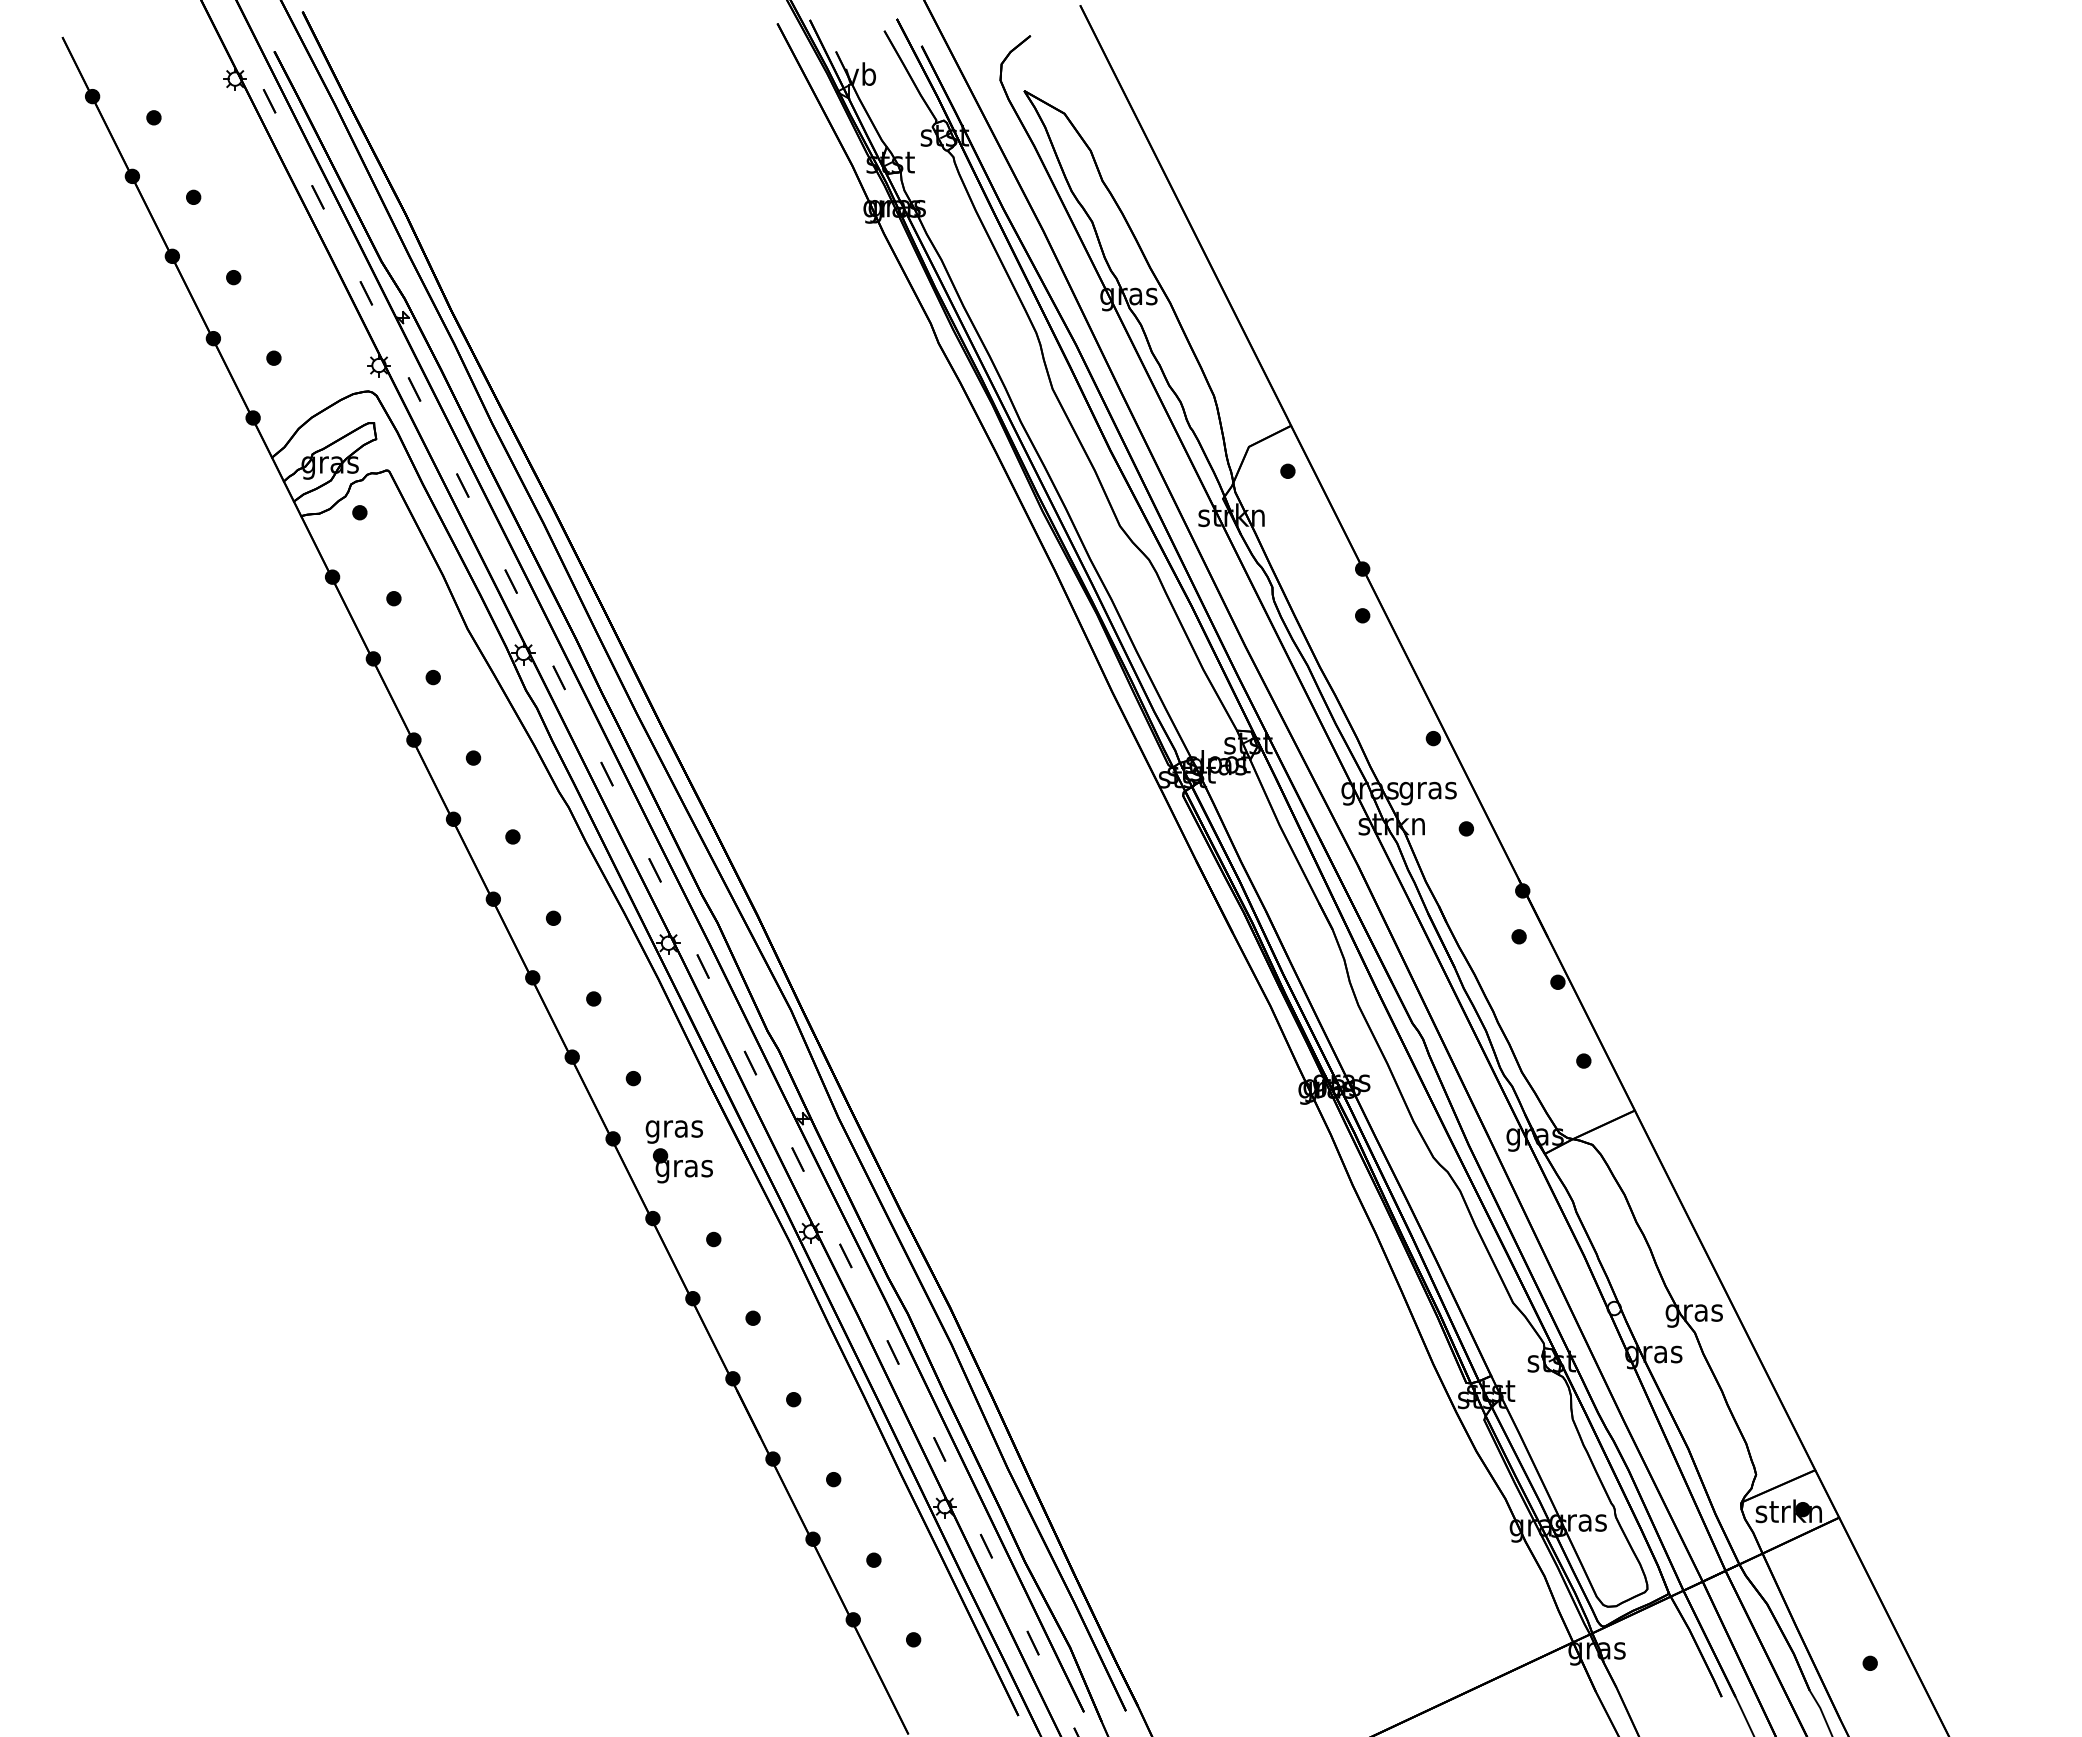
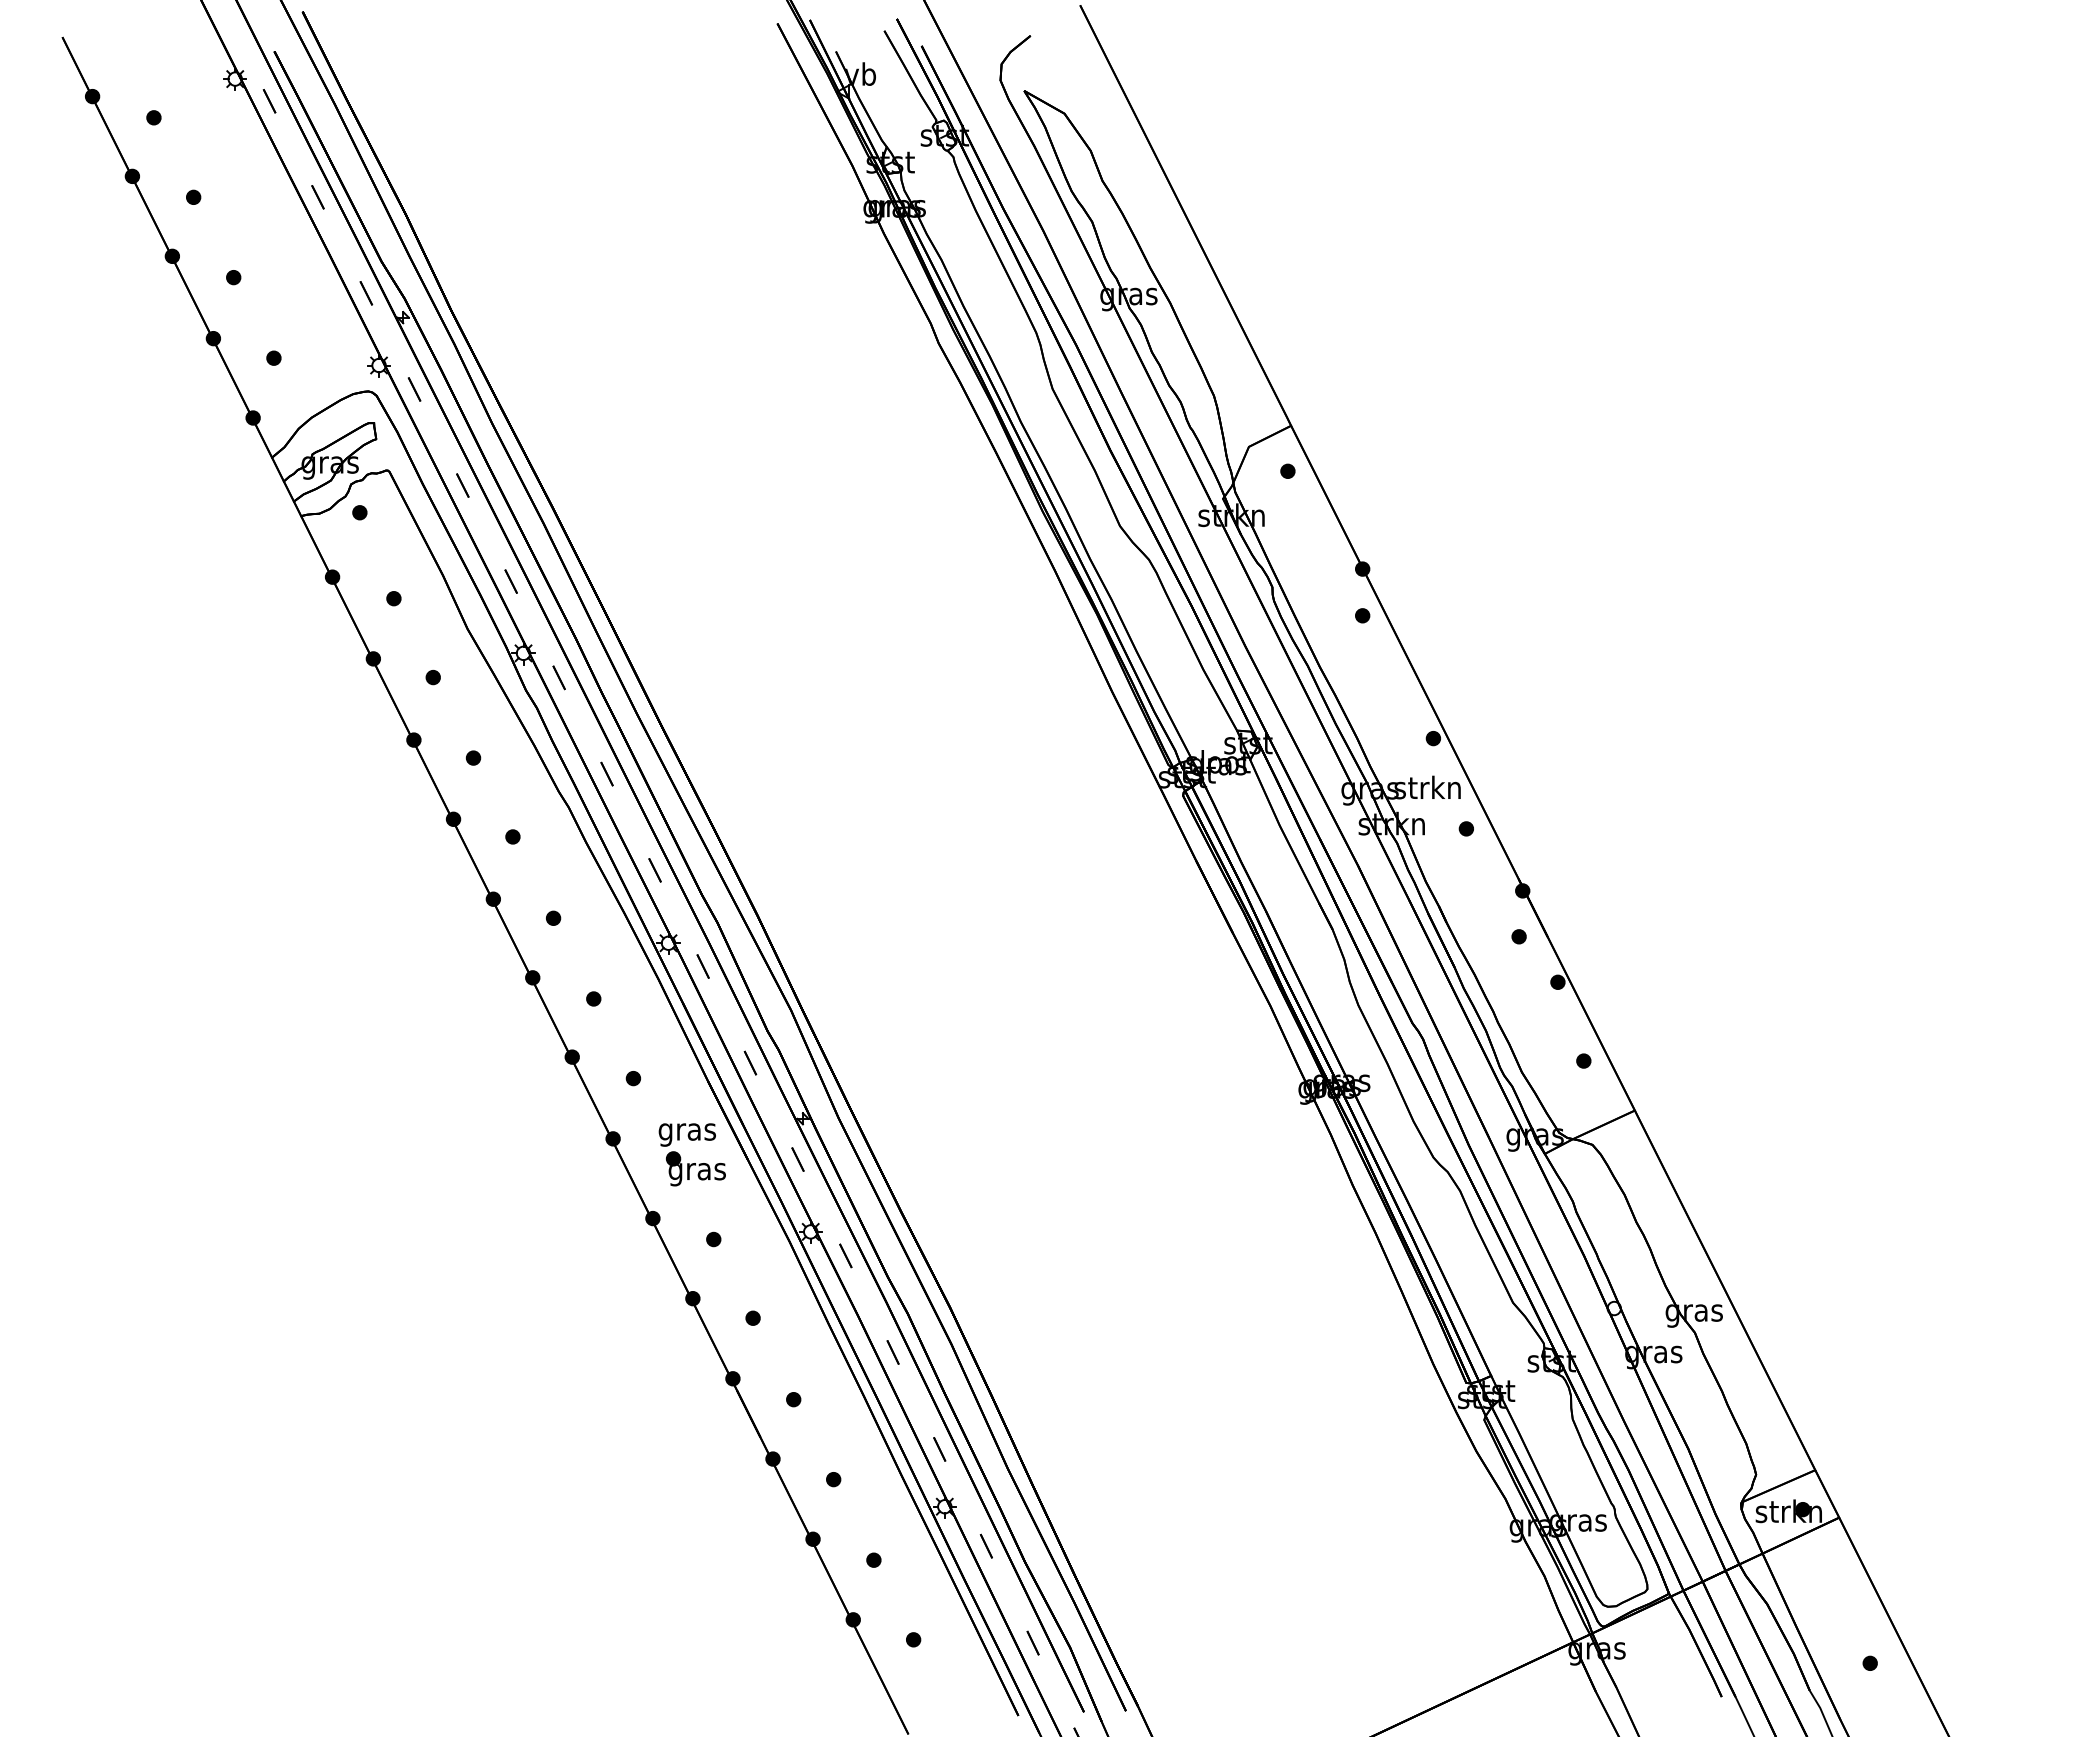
text: gras -> strkn (1427, 790)
part position: (678, 1160) -> (691, 1163) (691, 1163)
